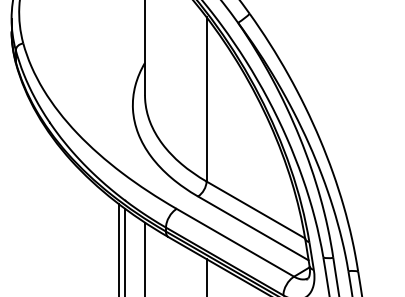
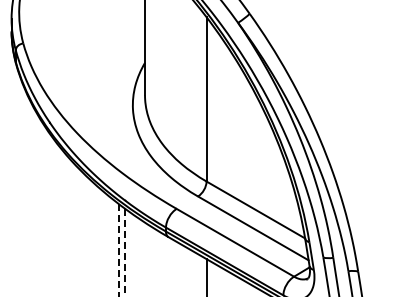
line: solid -> dashed (118, 250)
line: solid -> dashed (124, 252)
line: present -> none (145, 257)
